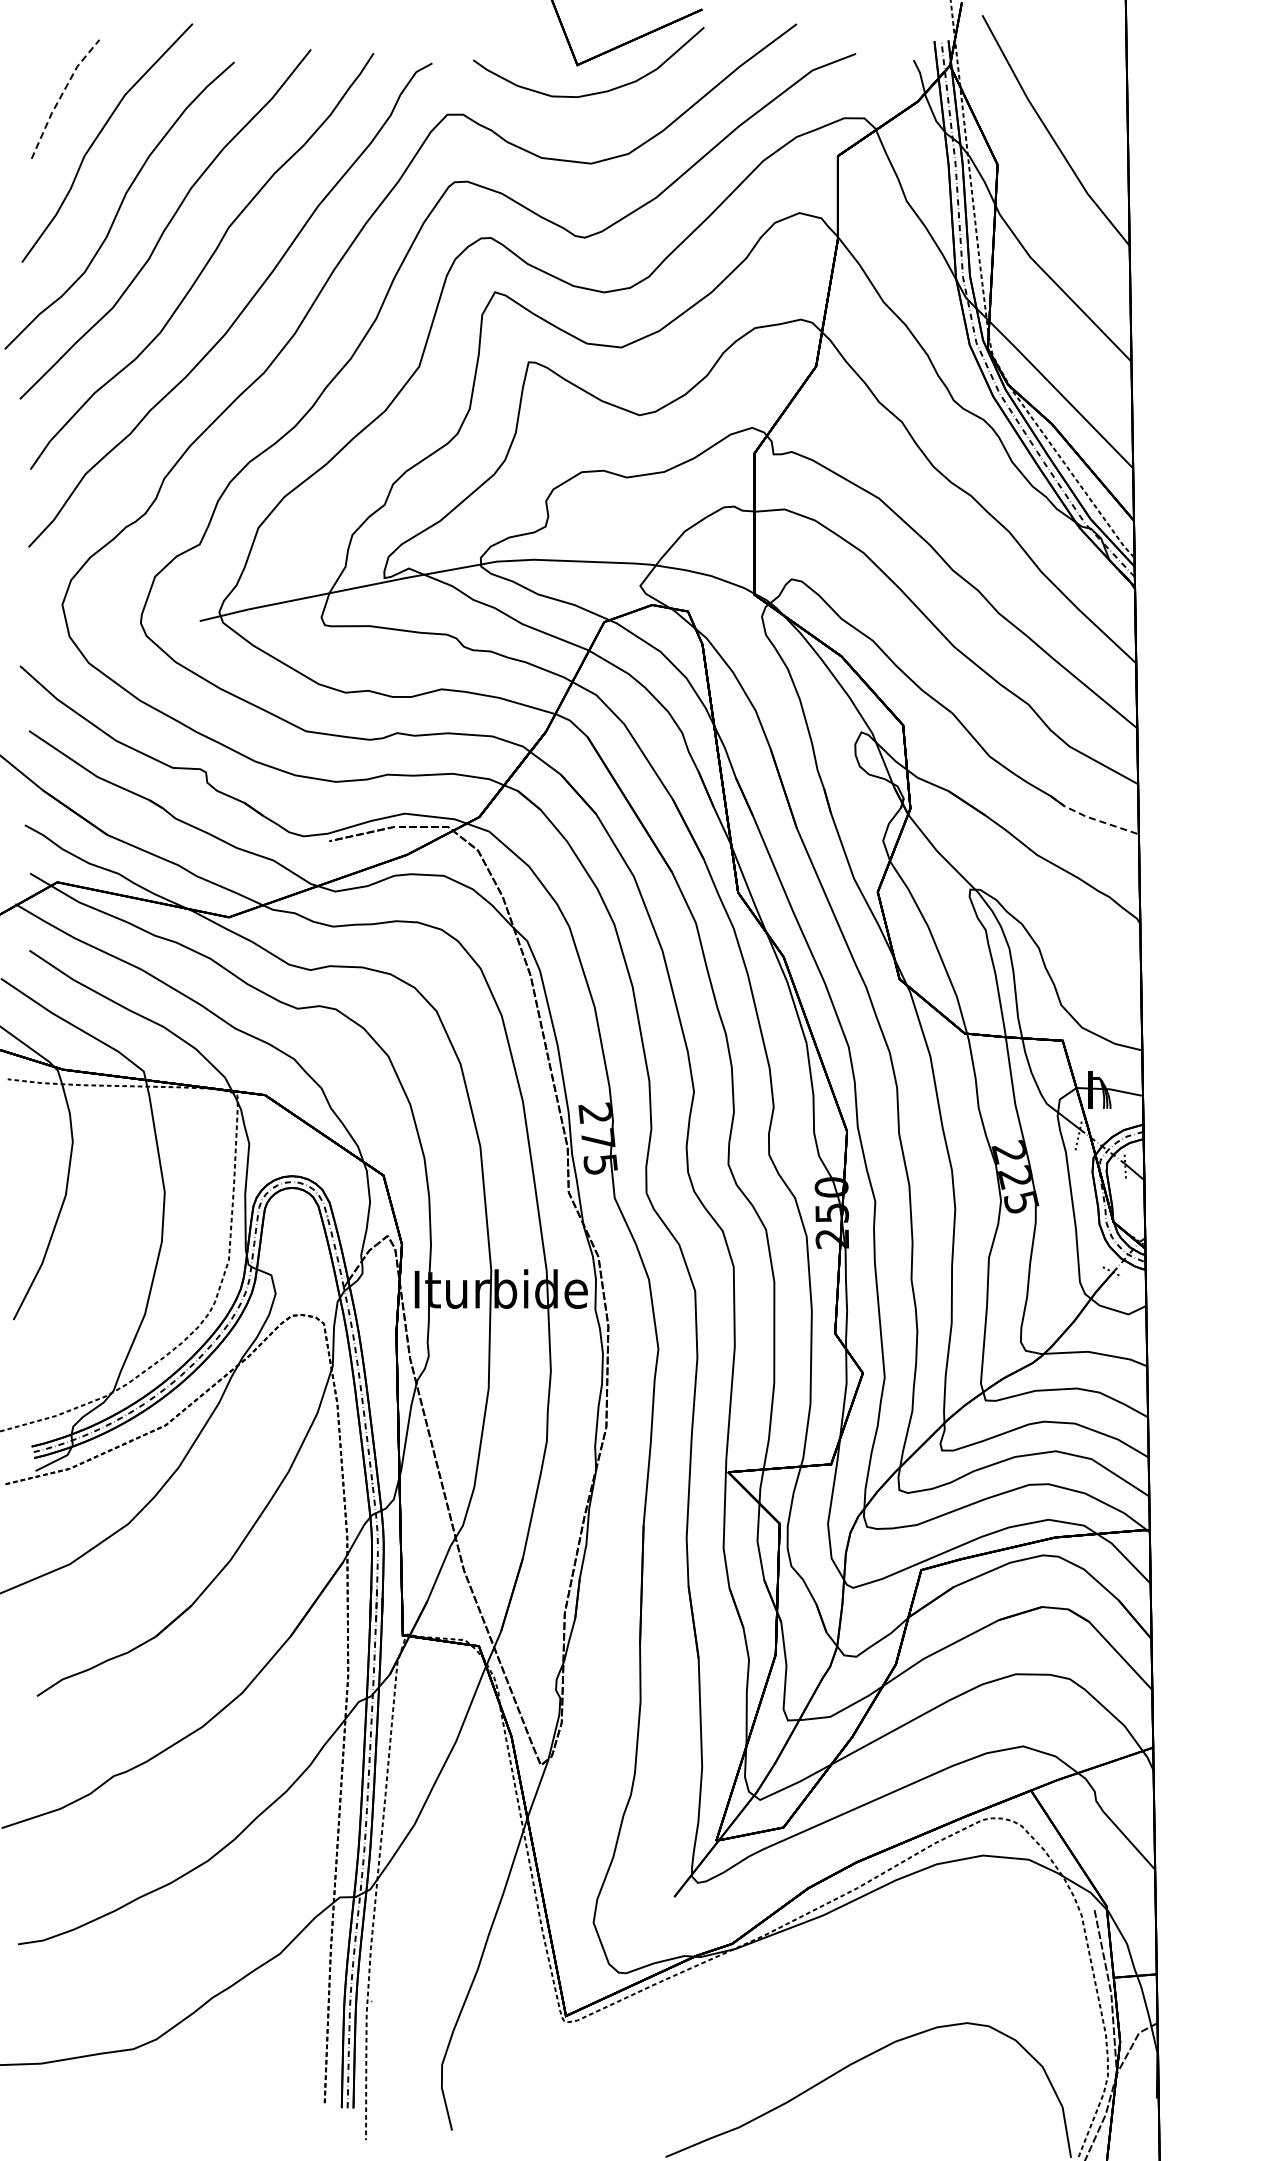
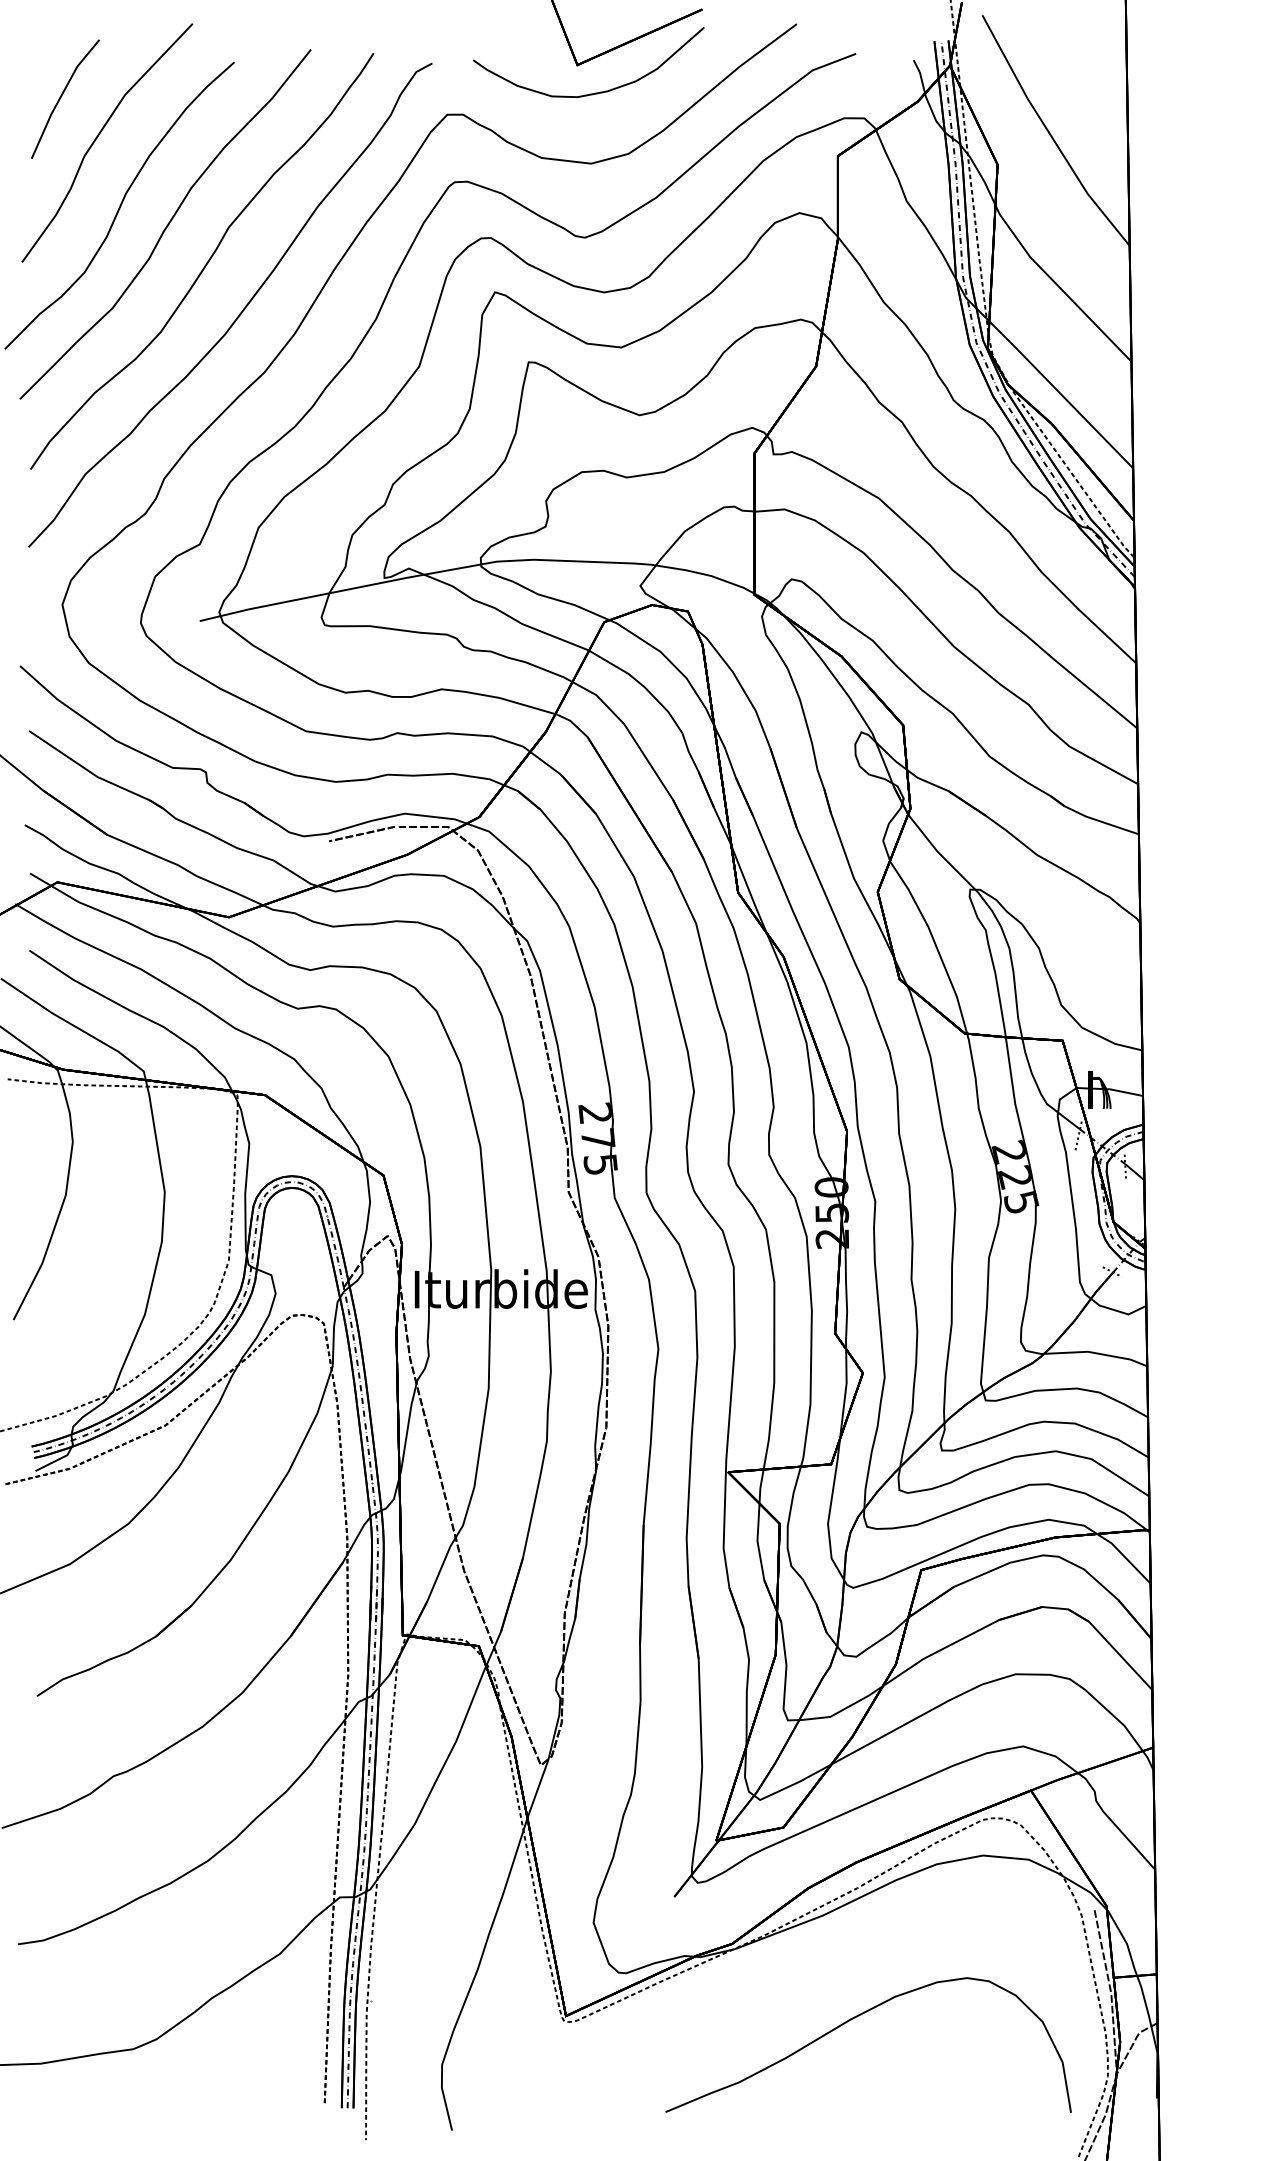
line: dashed -> solid (60, 96)
line: dashed -> solid (1091, 818)
curve position: (855, 2063) -> (855, 2018) (855, 2018)
